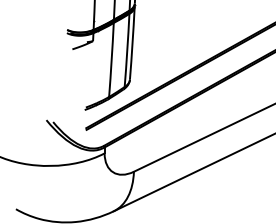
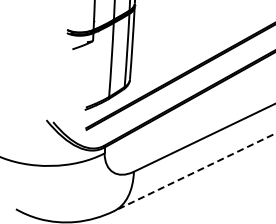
line: solid -> dashed (194, 172)
